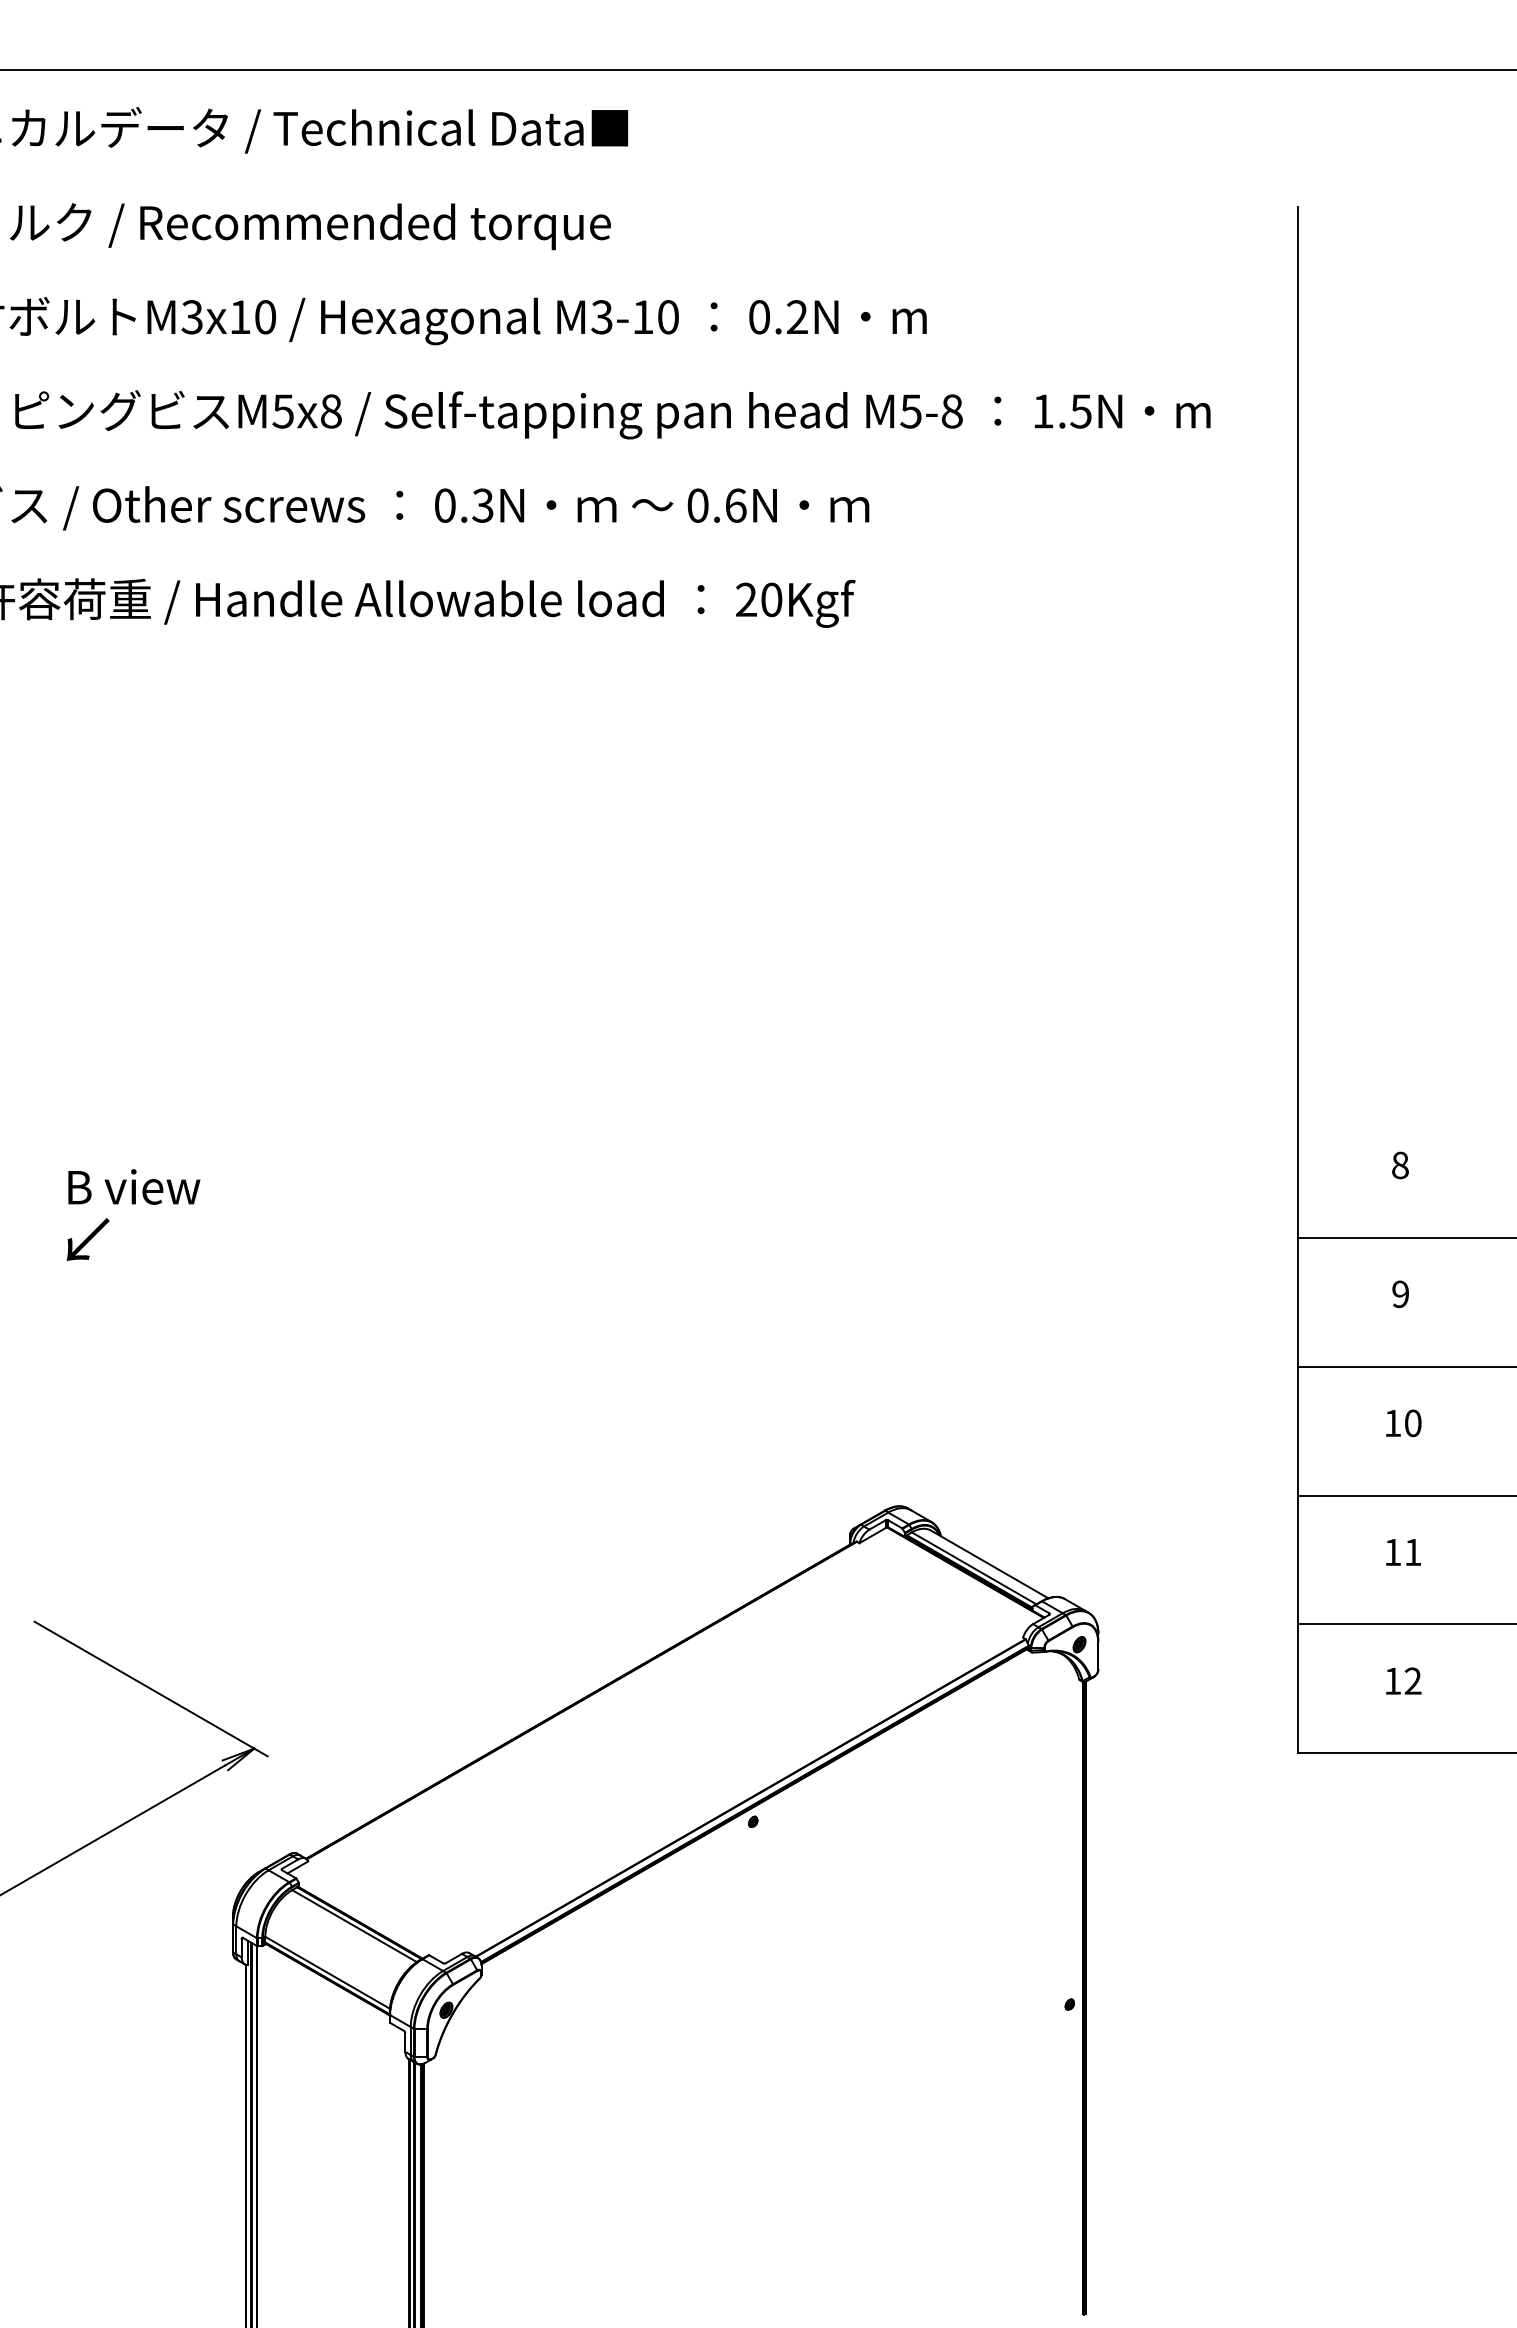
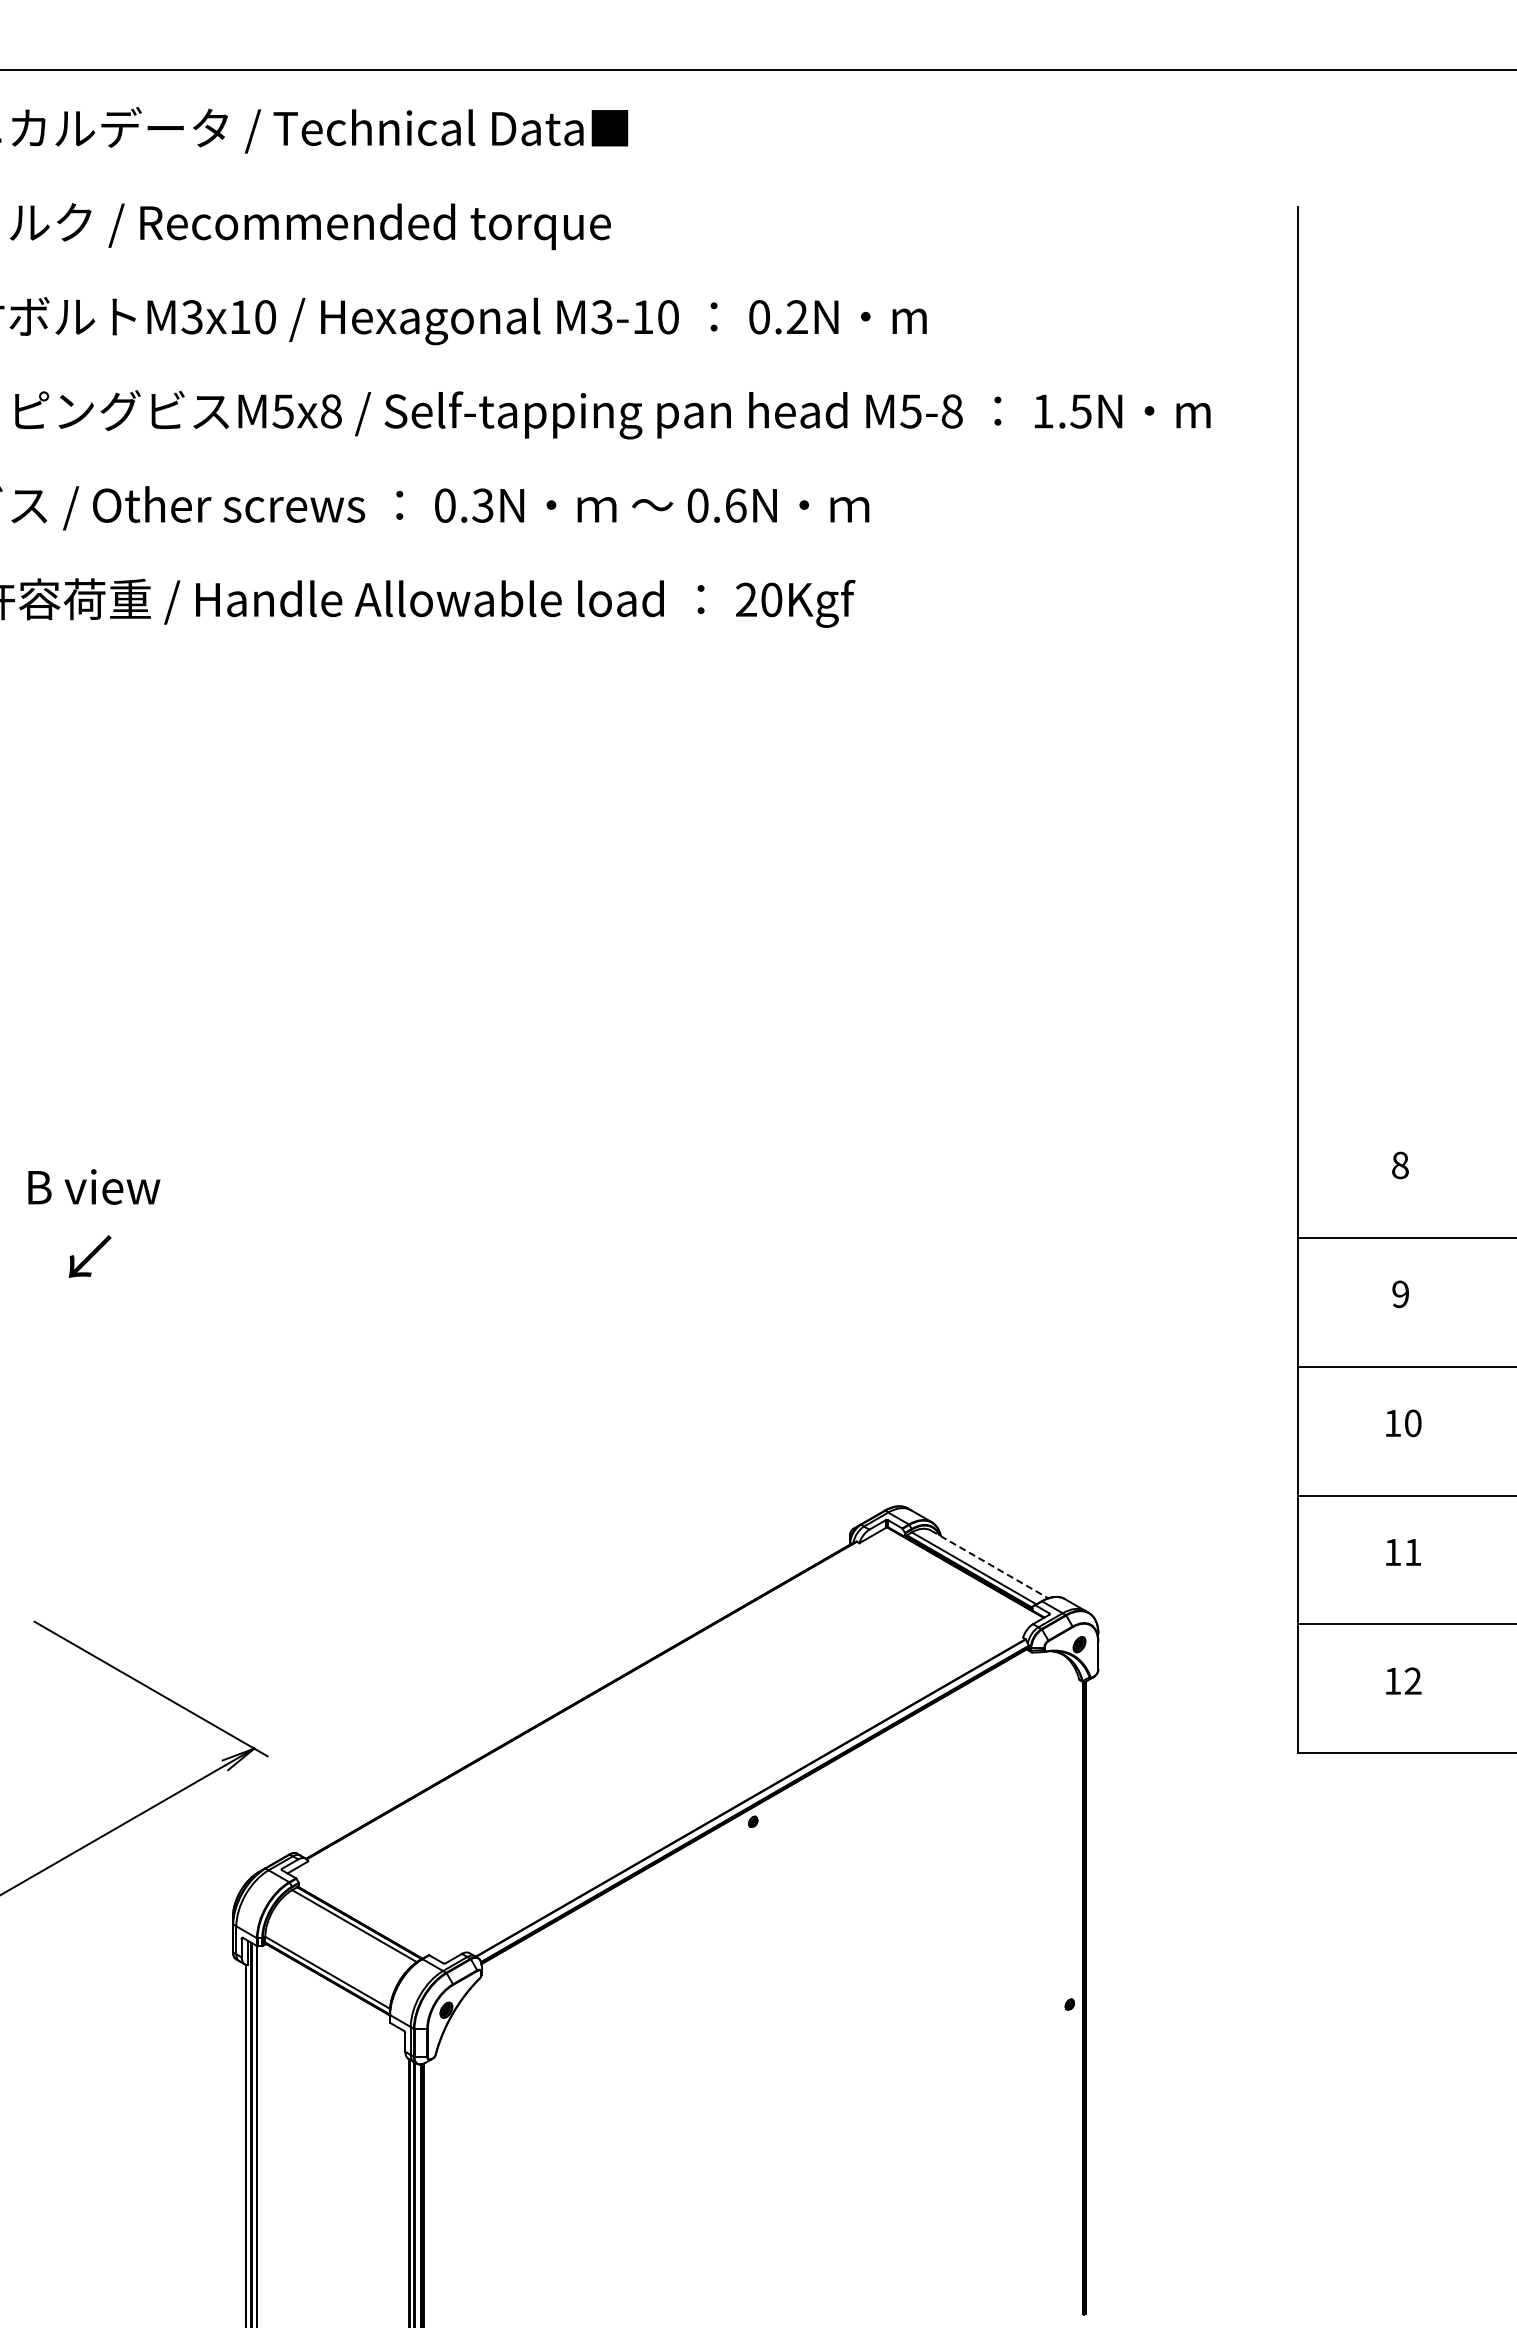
text position: (134, 1186) -> (94, 1186) (94, 1186)
text position: (87, 1239) -> (89, 1256) (89, 1256)
line: solid -> dashed (989, 1564)
